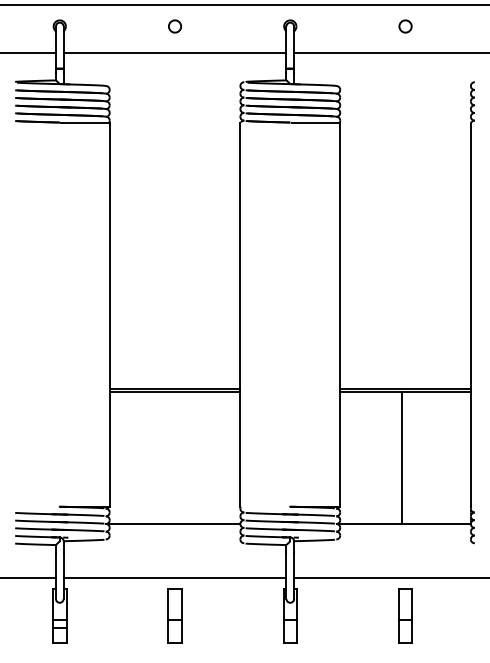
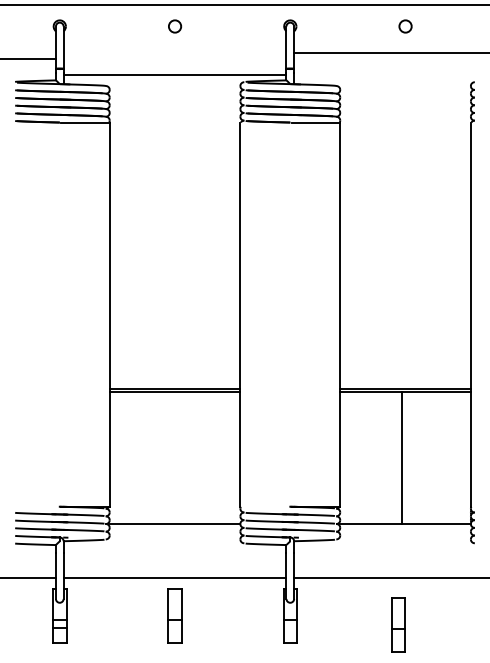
line position: (28, 53) -> (28, 59) (28, 59)
line position: (174, 53) -> (174, 75) (174, 75)
part position: (405, 615) -> (398, 624) (398, 624)
